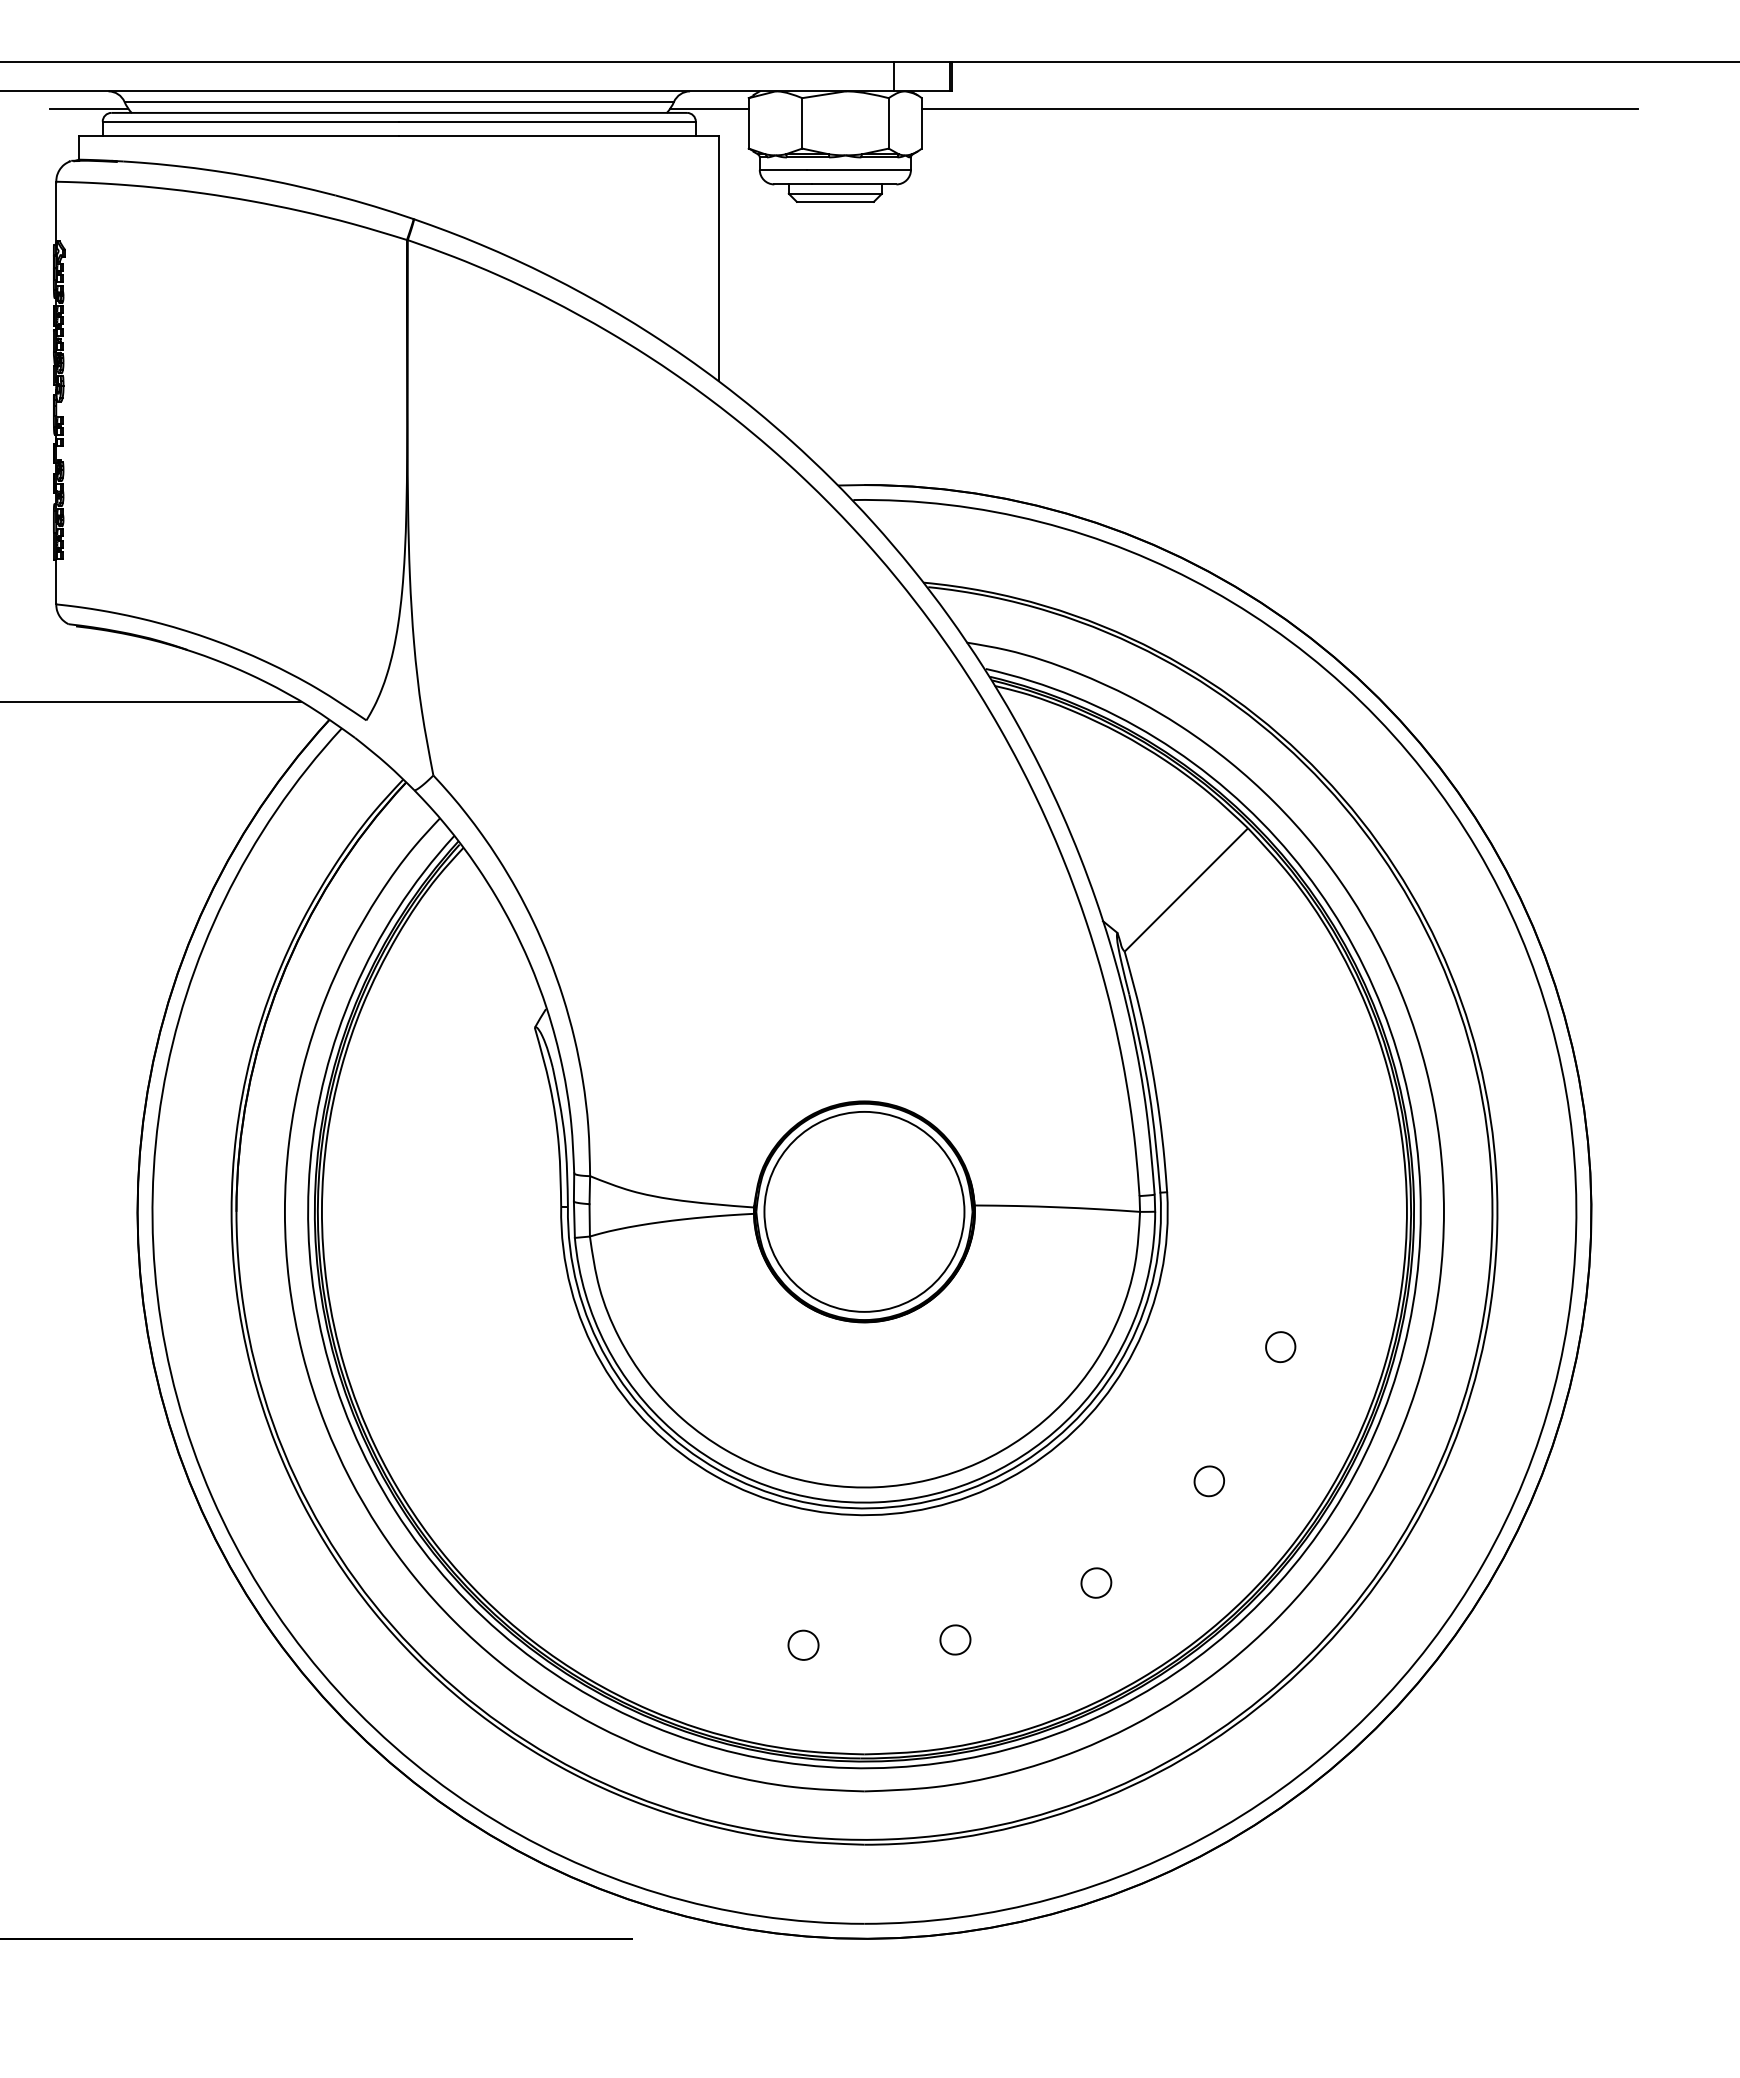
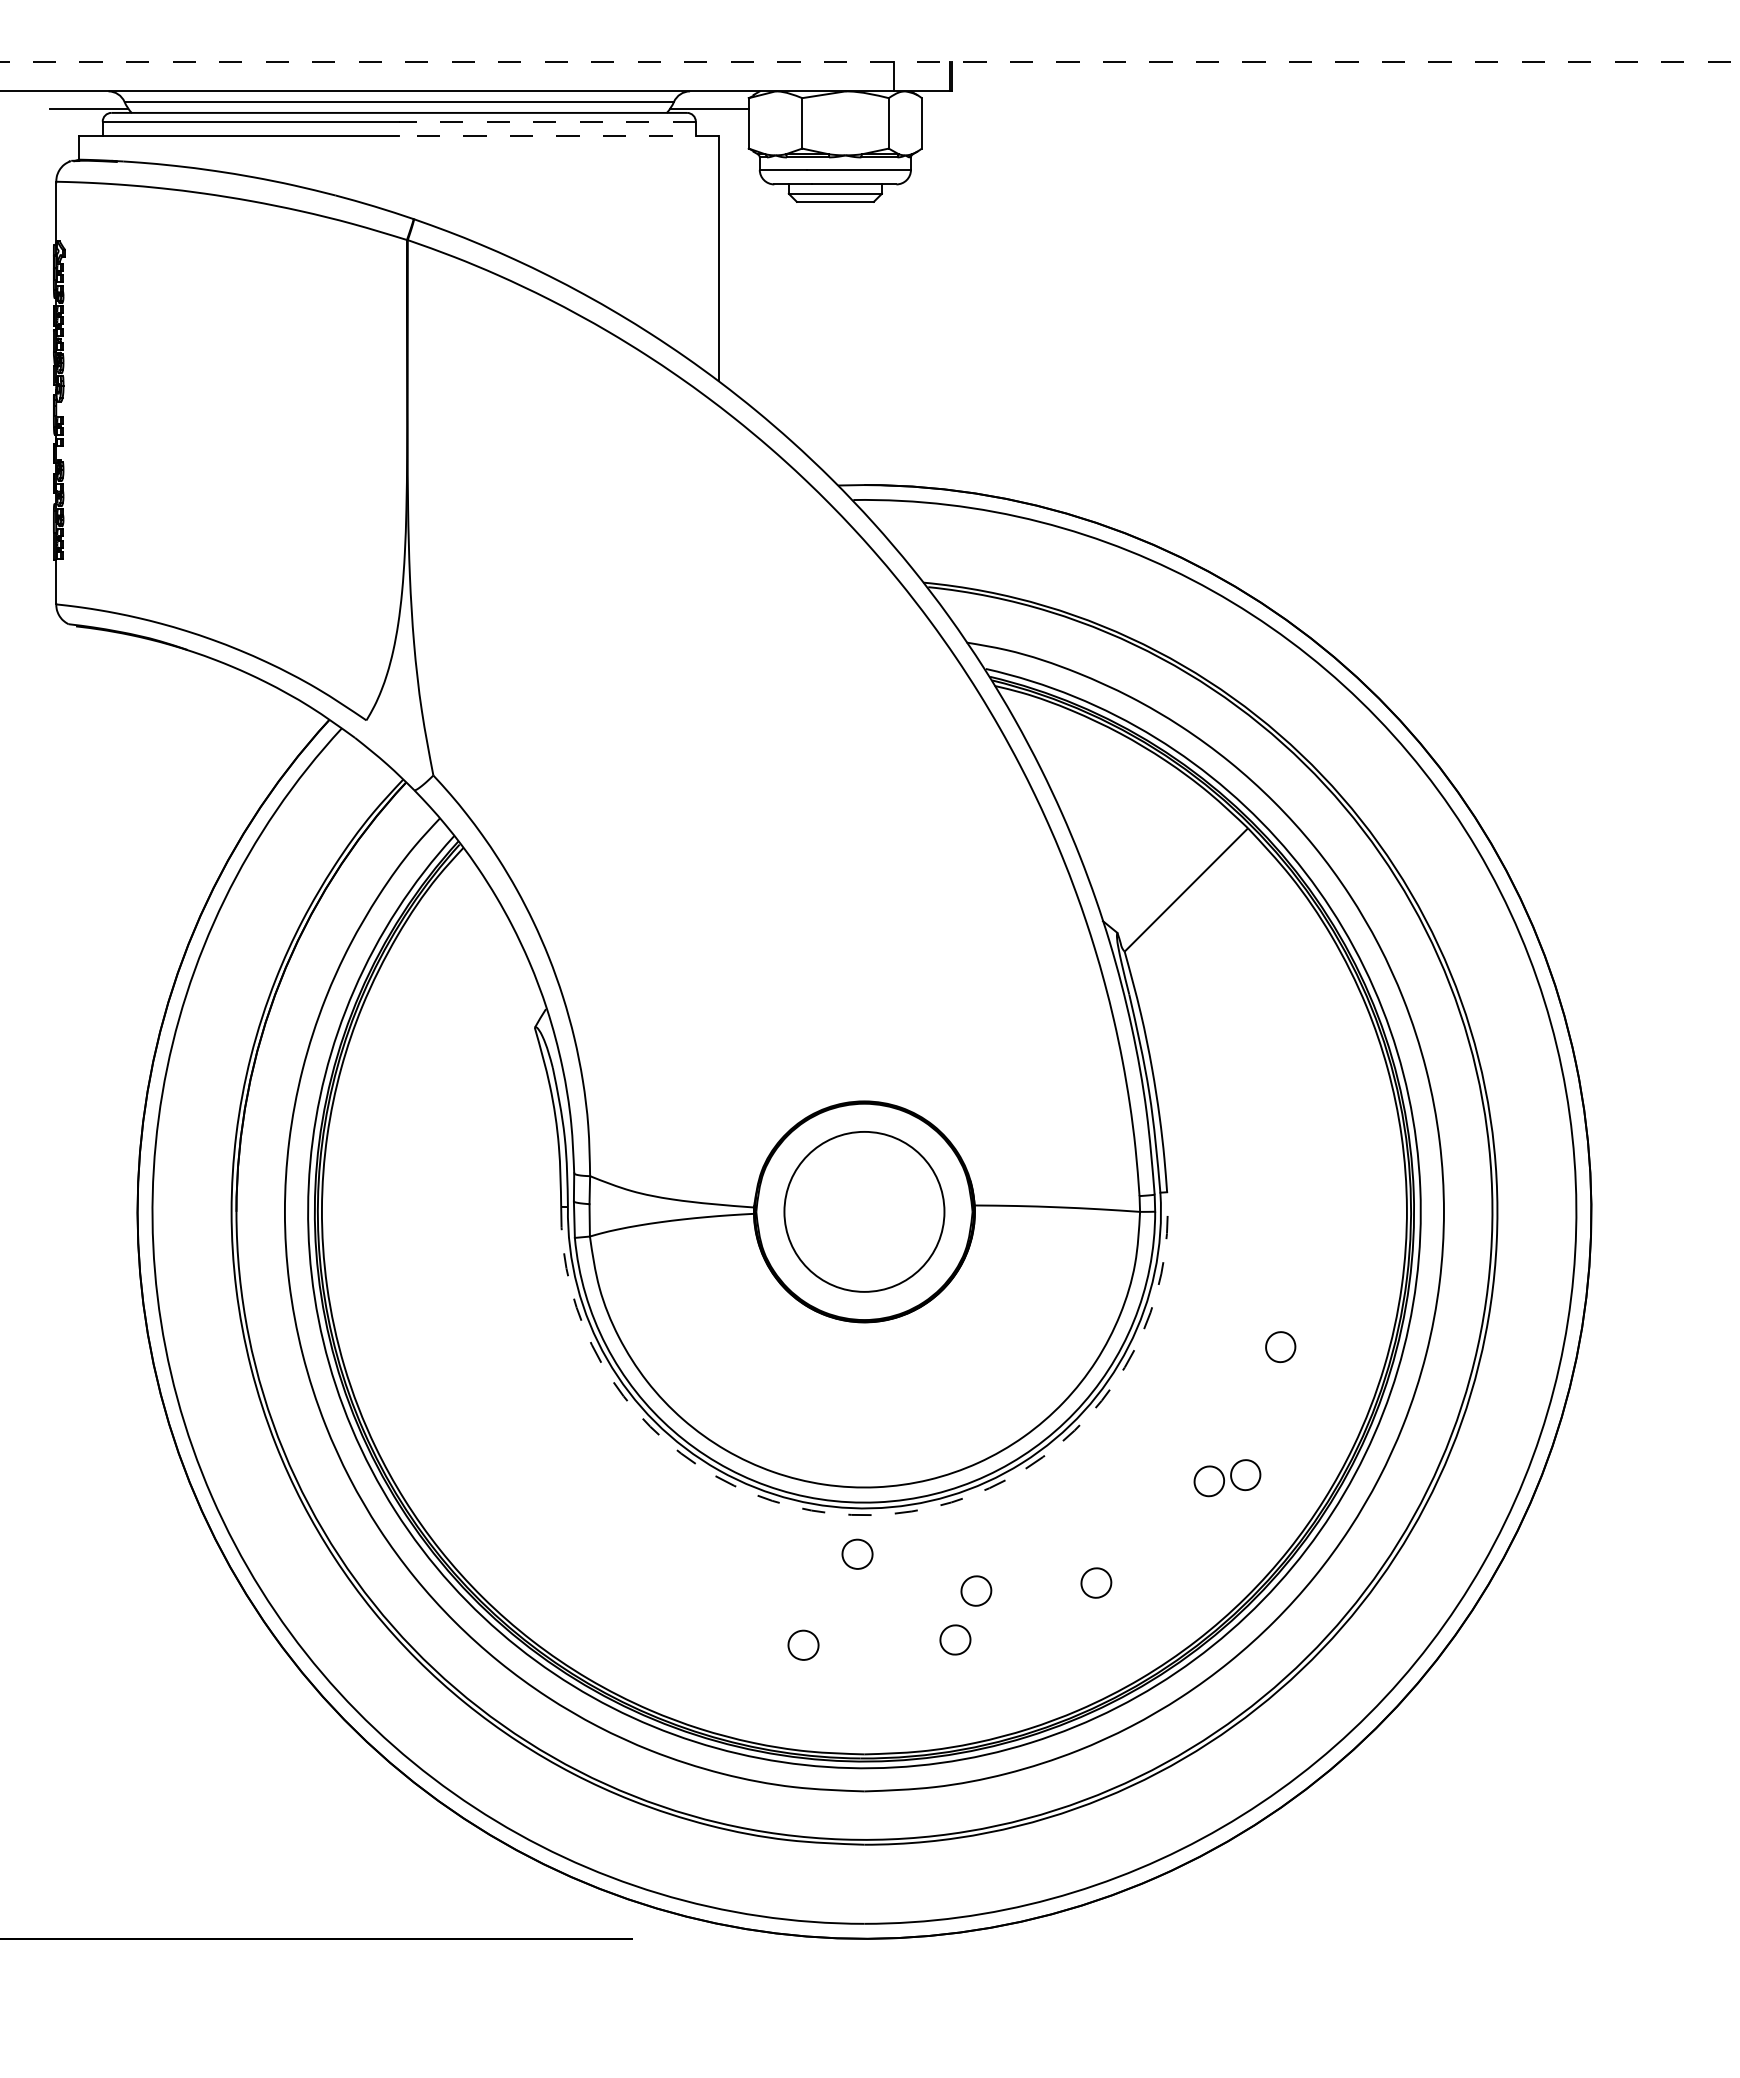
line: solid -> dashed (870, 62)
line: present -> none (1279, 108)
line: solid -> dashed (547, 121)
line: solid -> dashed (559, 136)
line: present -> none (151, 701)
circle diameter: 200 px -> 160 px (864, 1211)
part: none -> present (1245, 1475)
arc: solid -> dashed (871, 1515)
part: none -> present (857, 1553)
part: none -> present (976, 1590)
